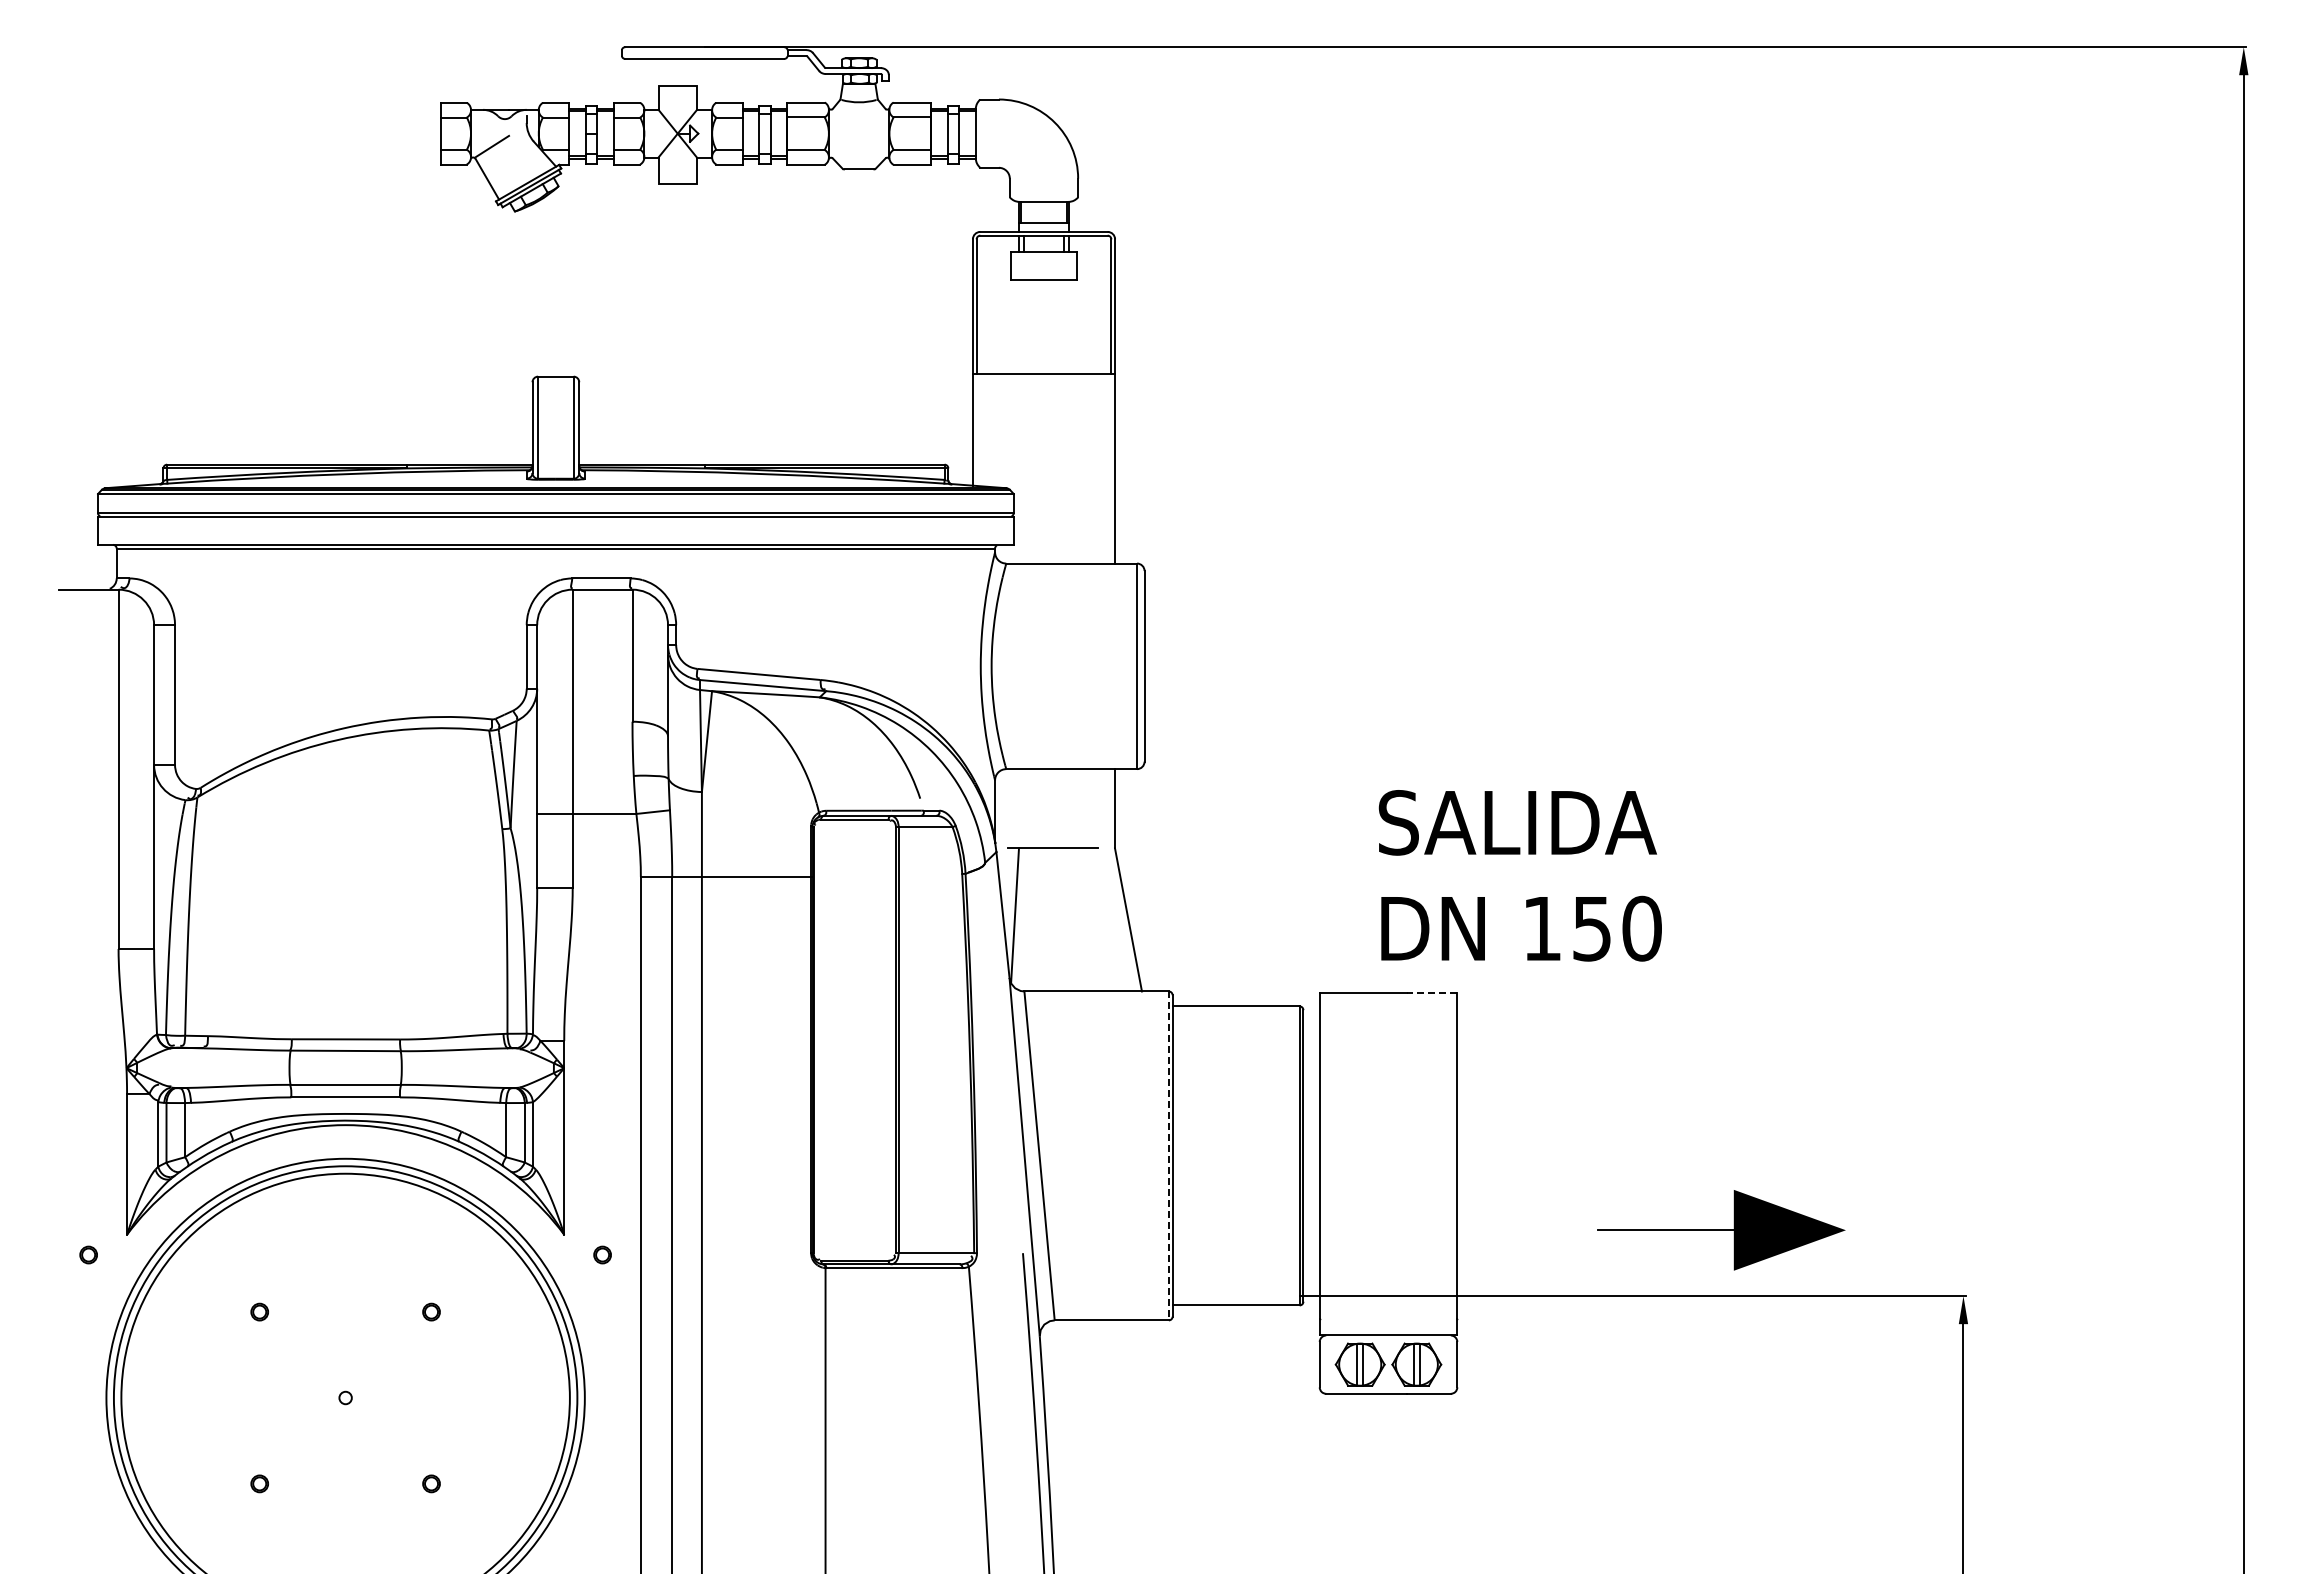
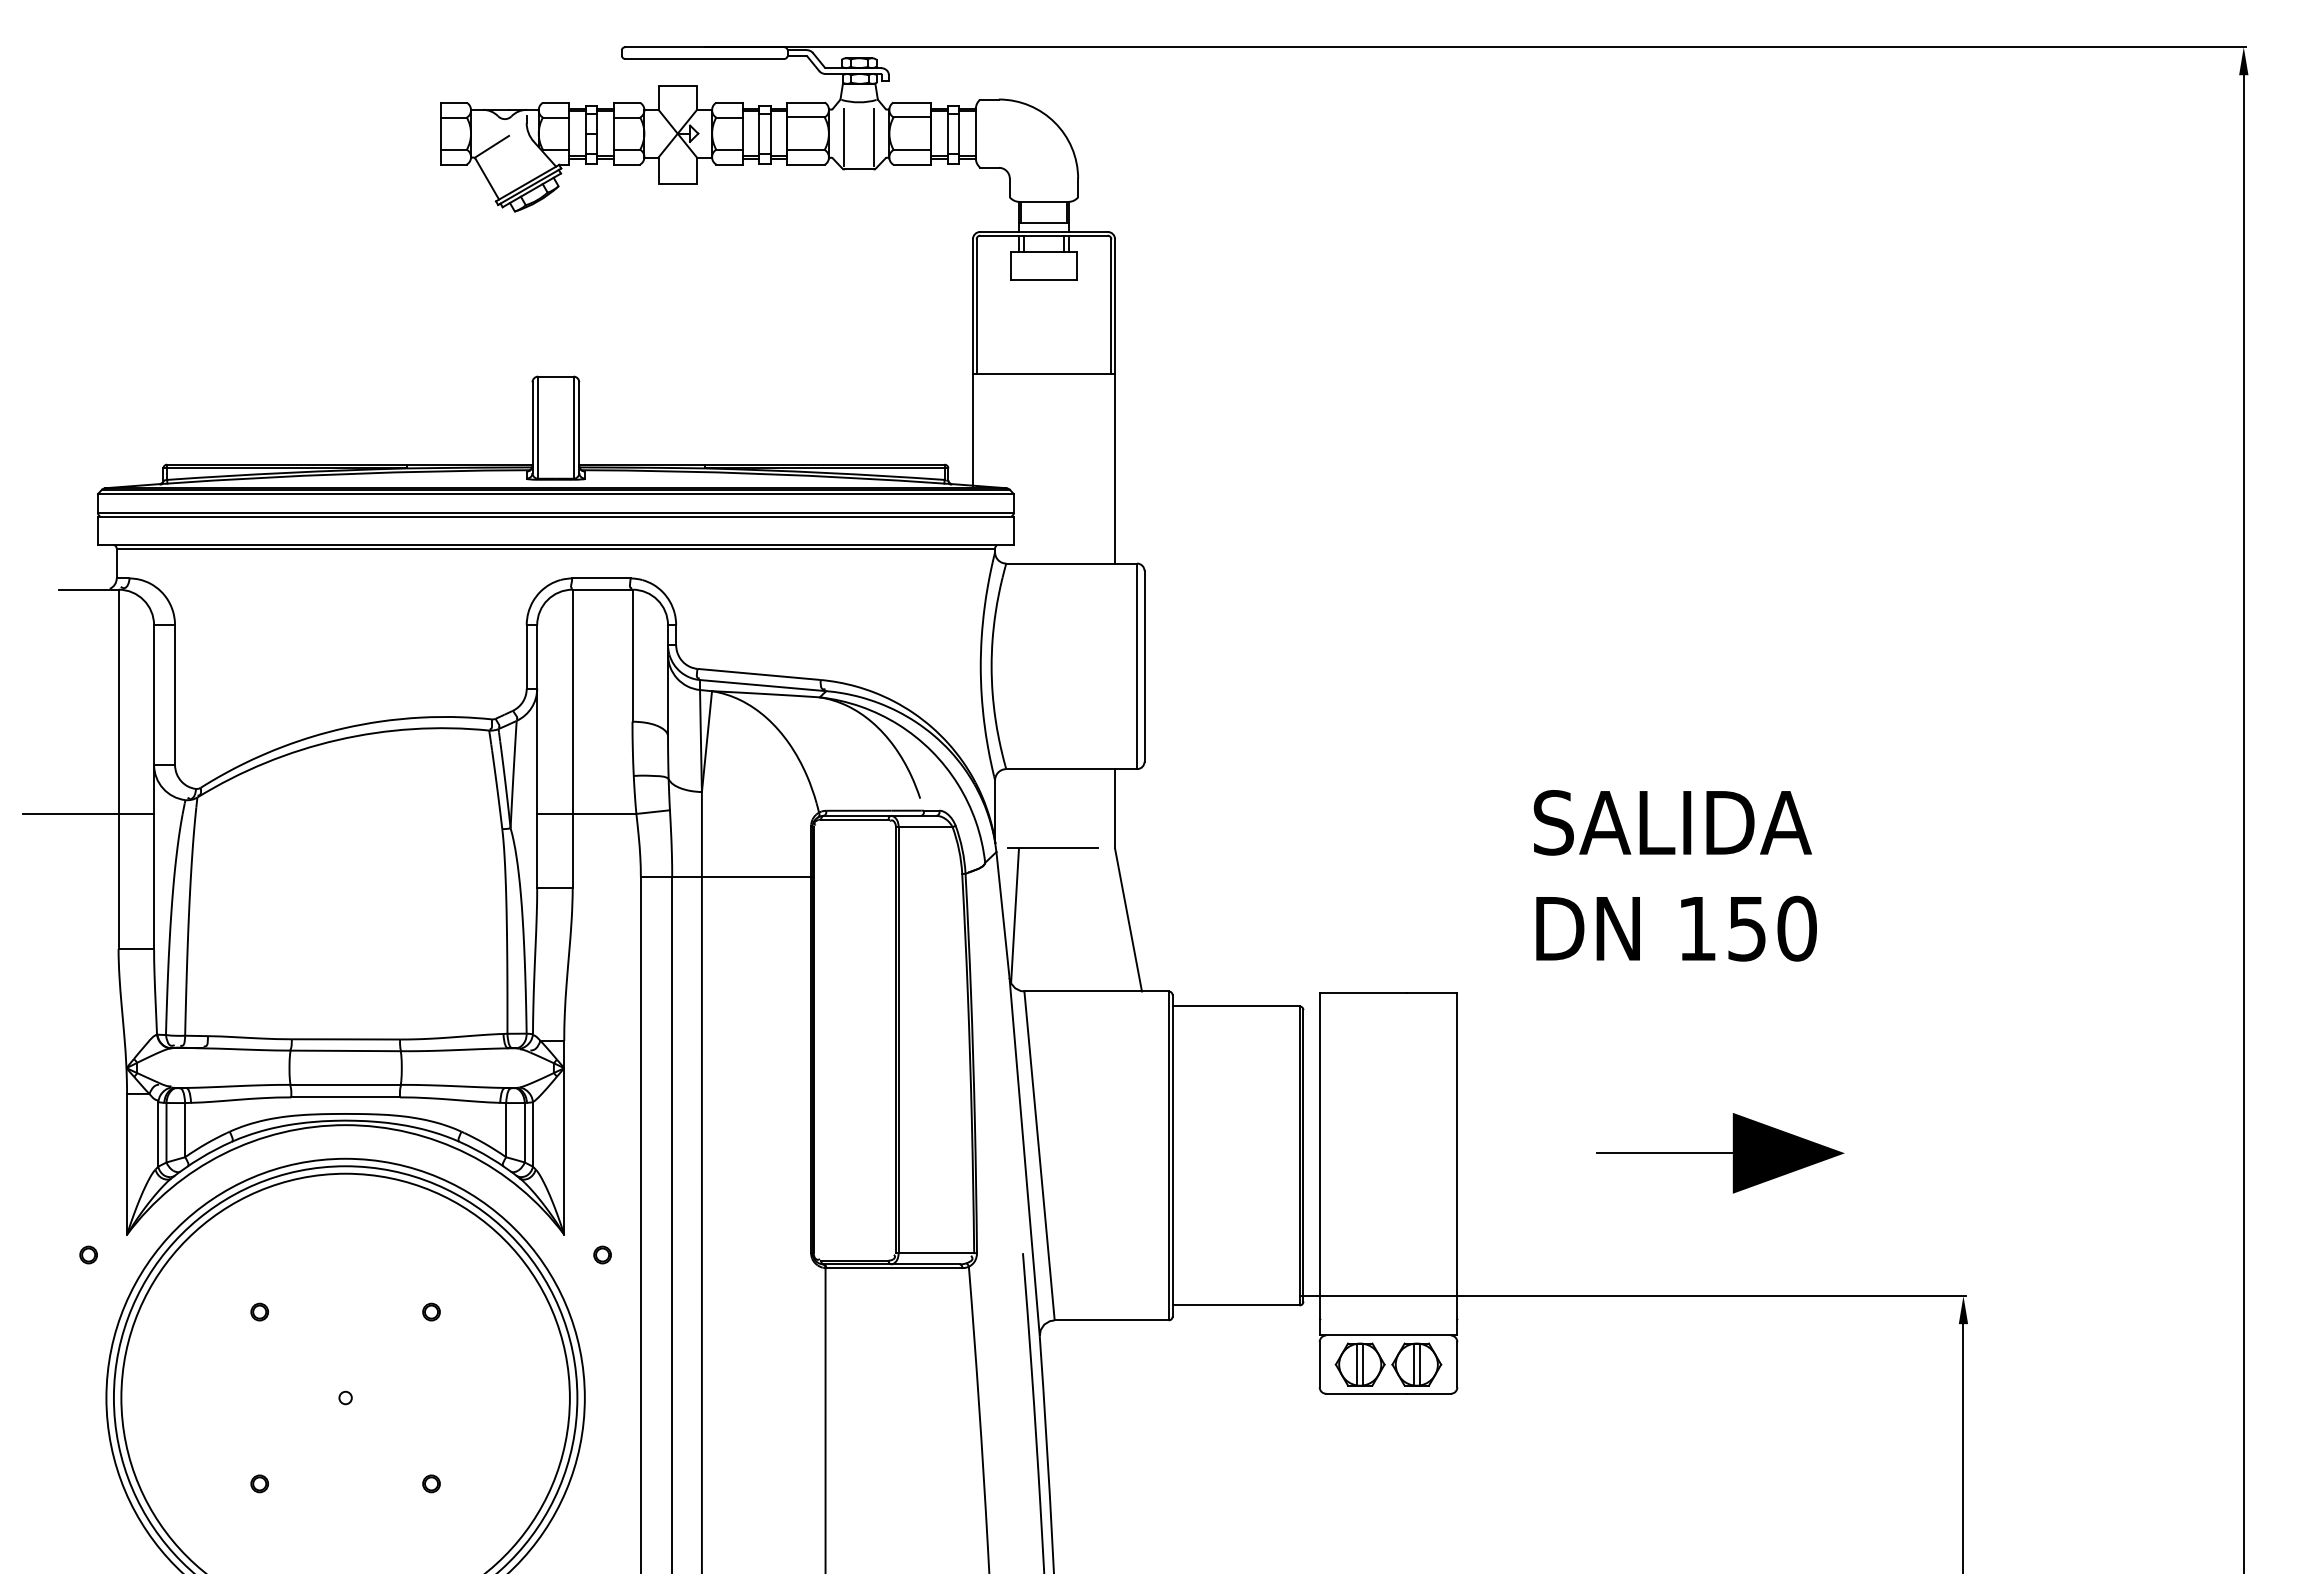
line: none -> present (843, 137)
line: none -> present (874, 137)
line: none -> present (88, 813)
text position: (1519, 875) -> (1674, 875) (1674, 875)
line: dashed -> solid (1431, 992)
line: dashed -> solid (1168, 1156)
part position: (1721, 1230) -> (1720, 1153) (1720, 1153)
